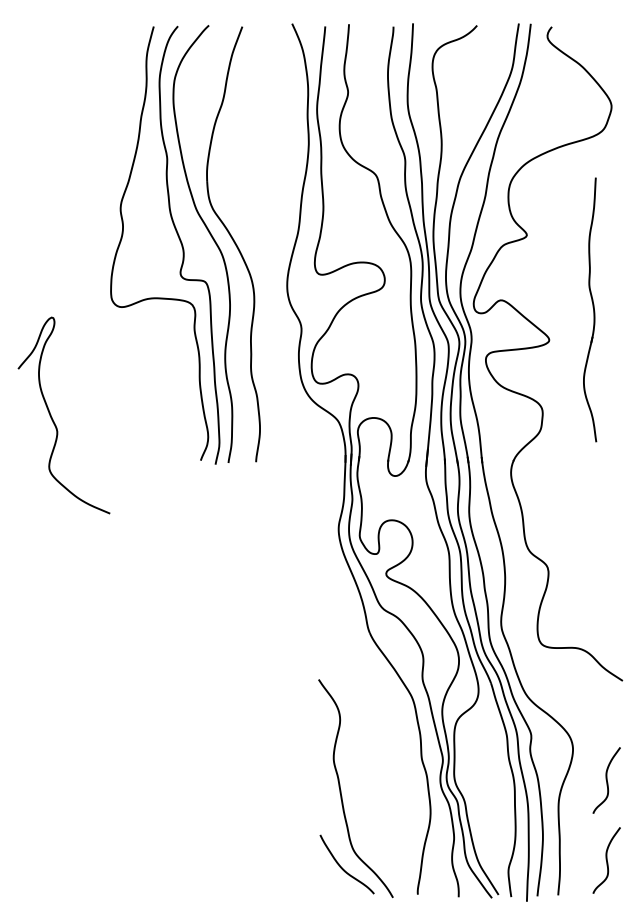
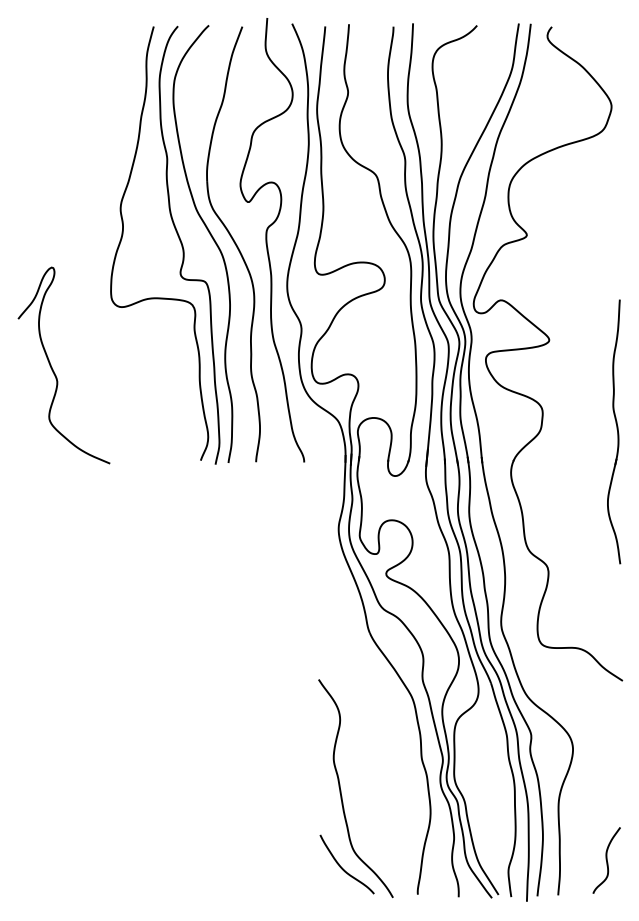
curve: none -> present (267, 240)
part position: (590, 309) -> (614, 431) (614, 431)
curve position: (53, 419) -> (53, 369) (53, 369)
curve: present -> none (606, 780)
